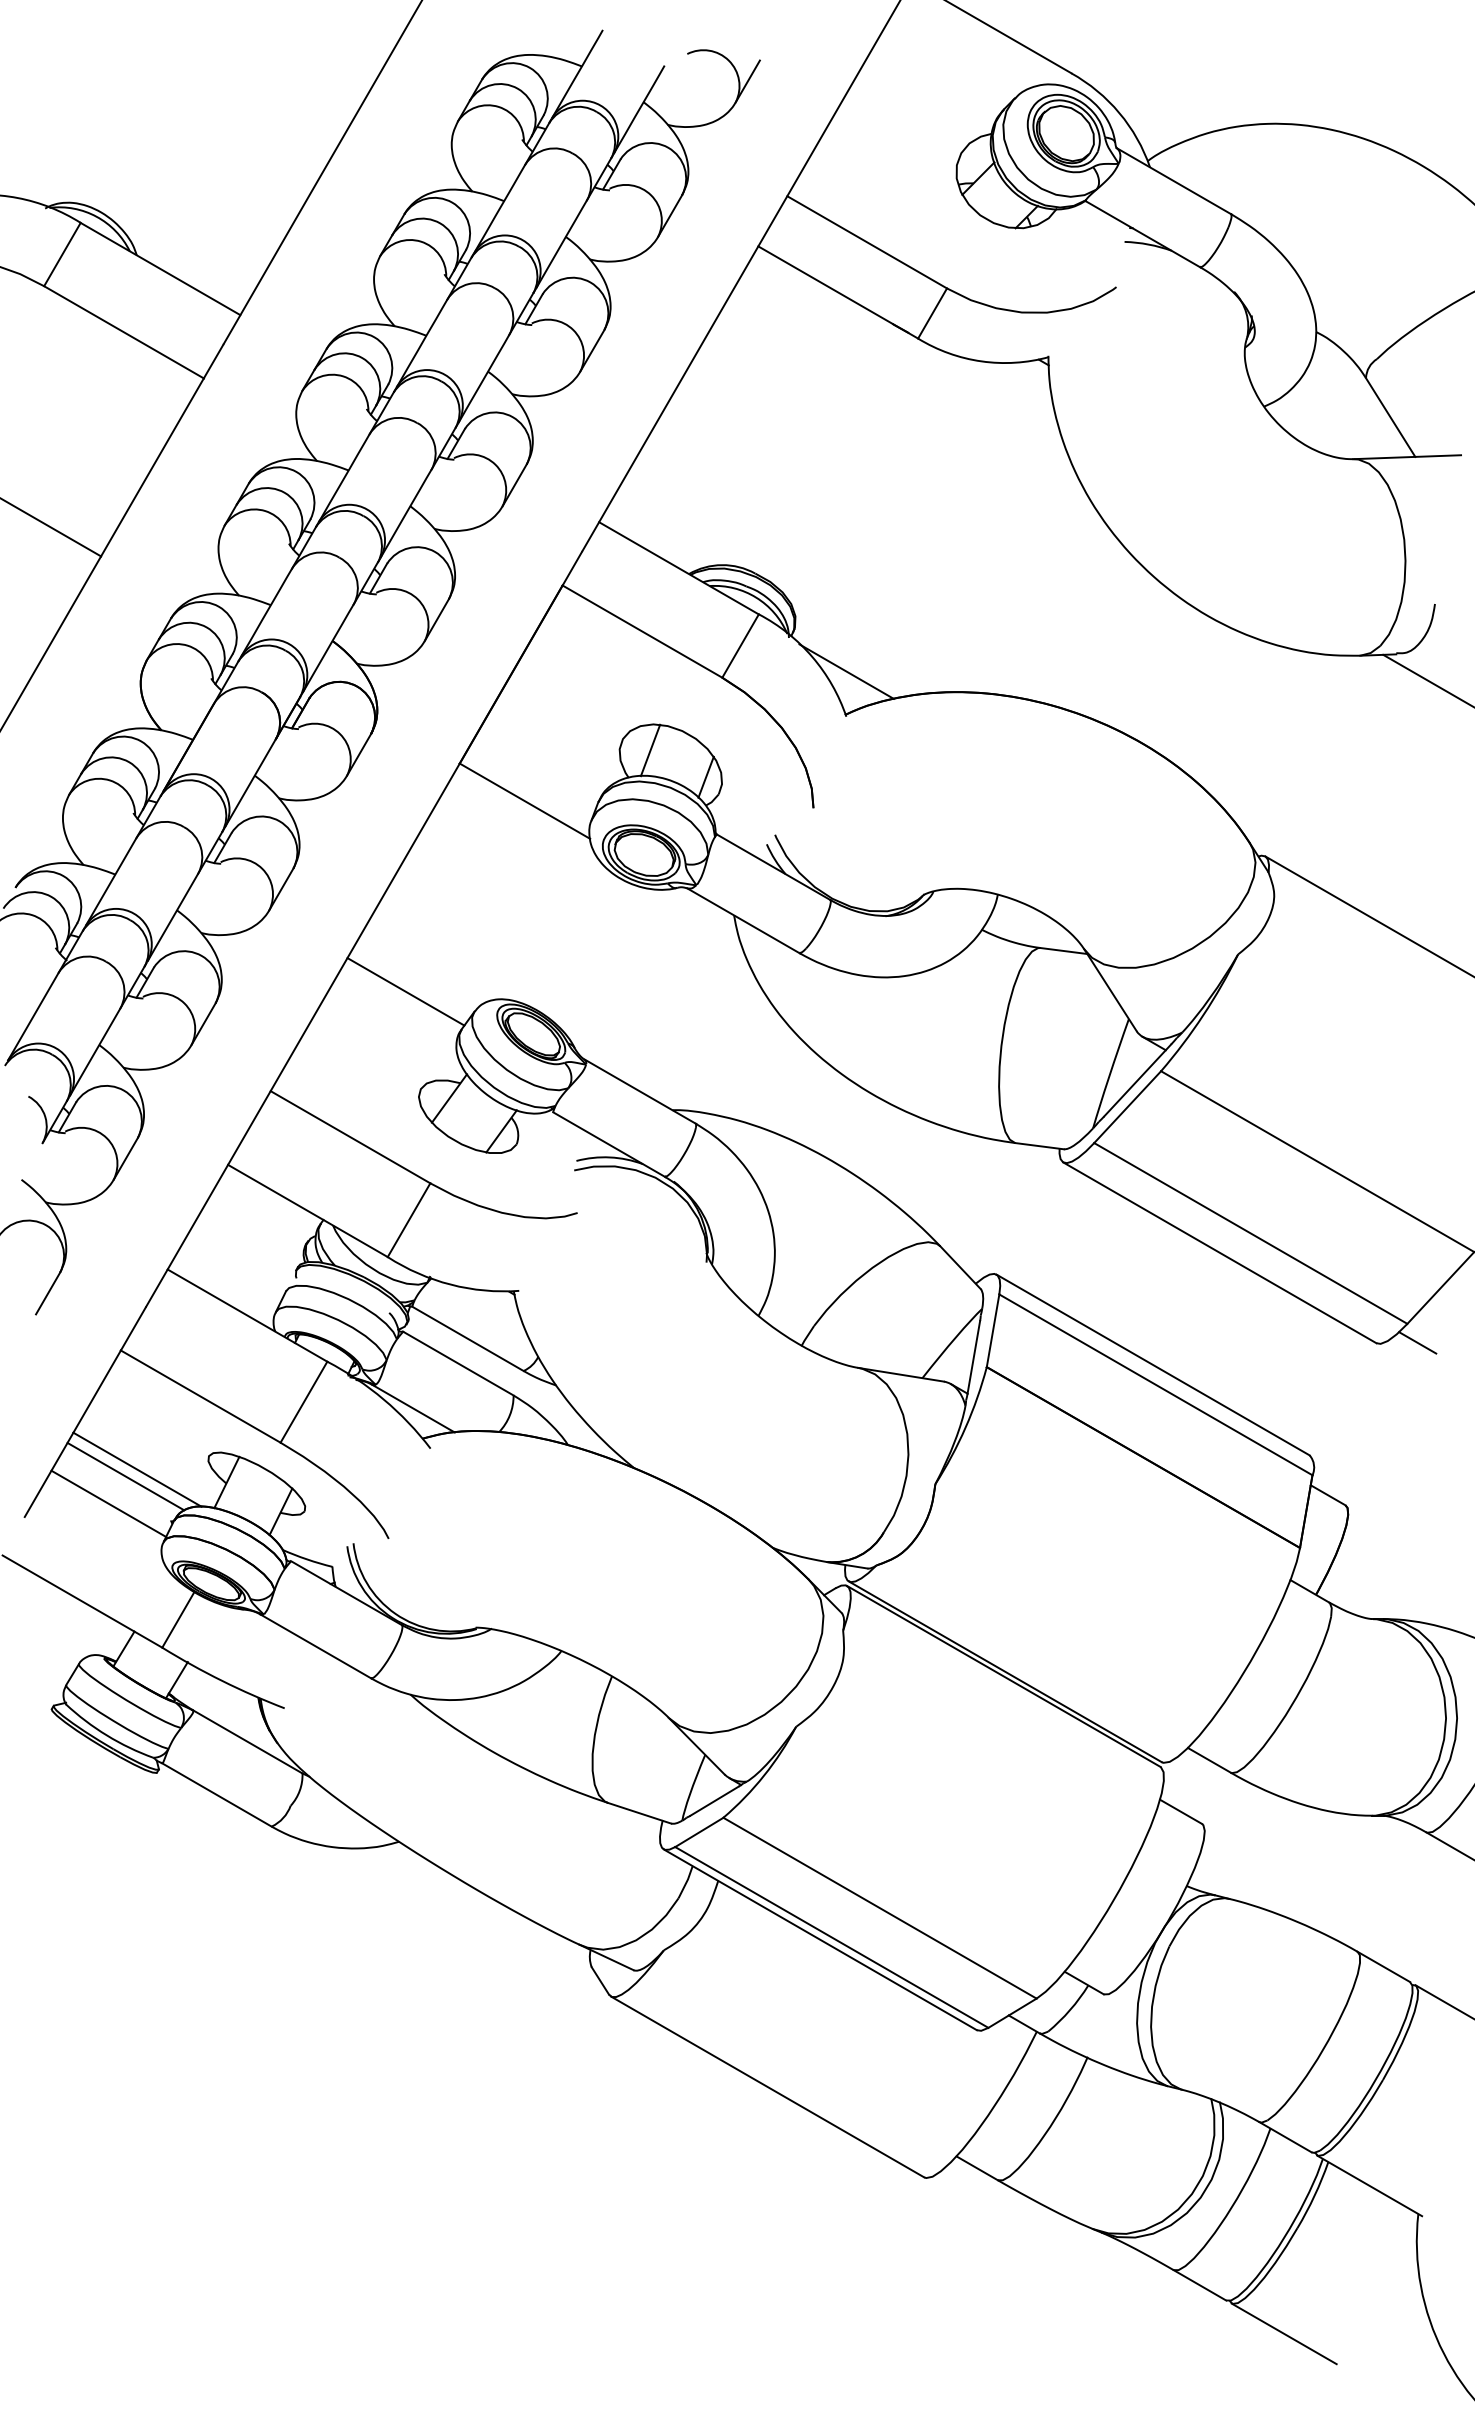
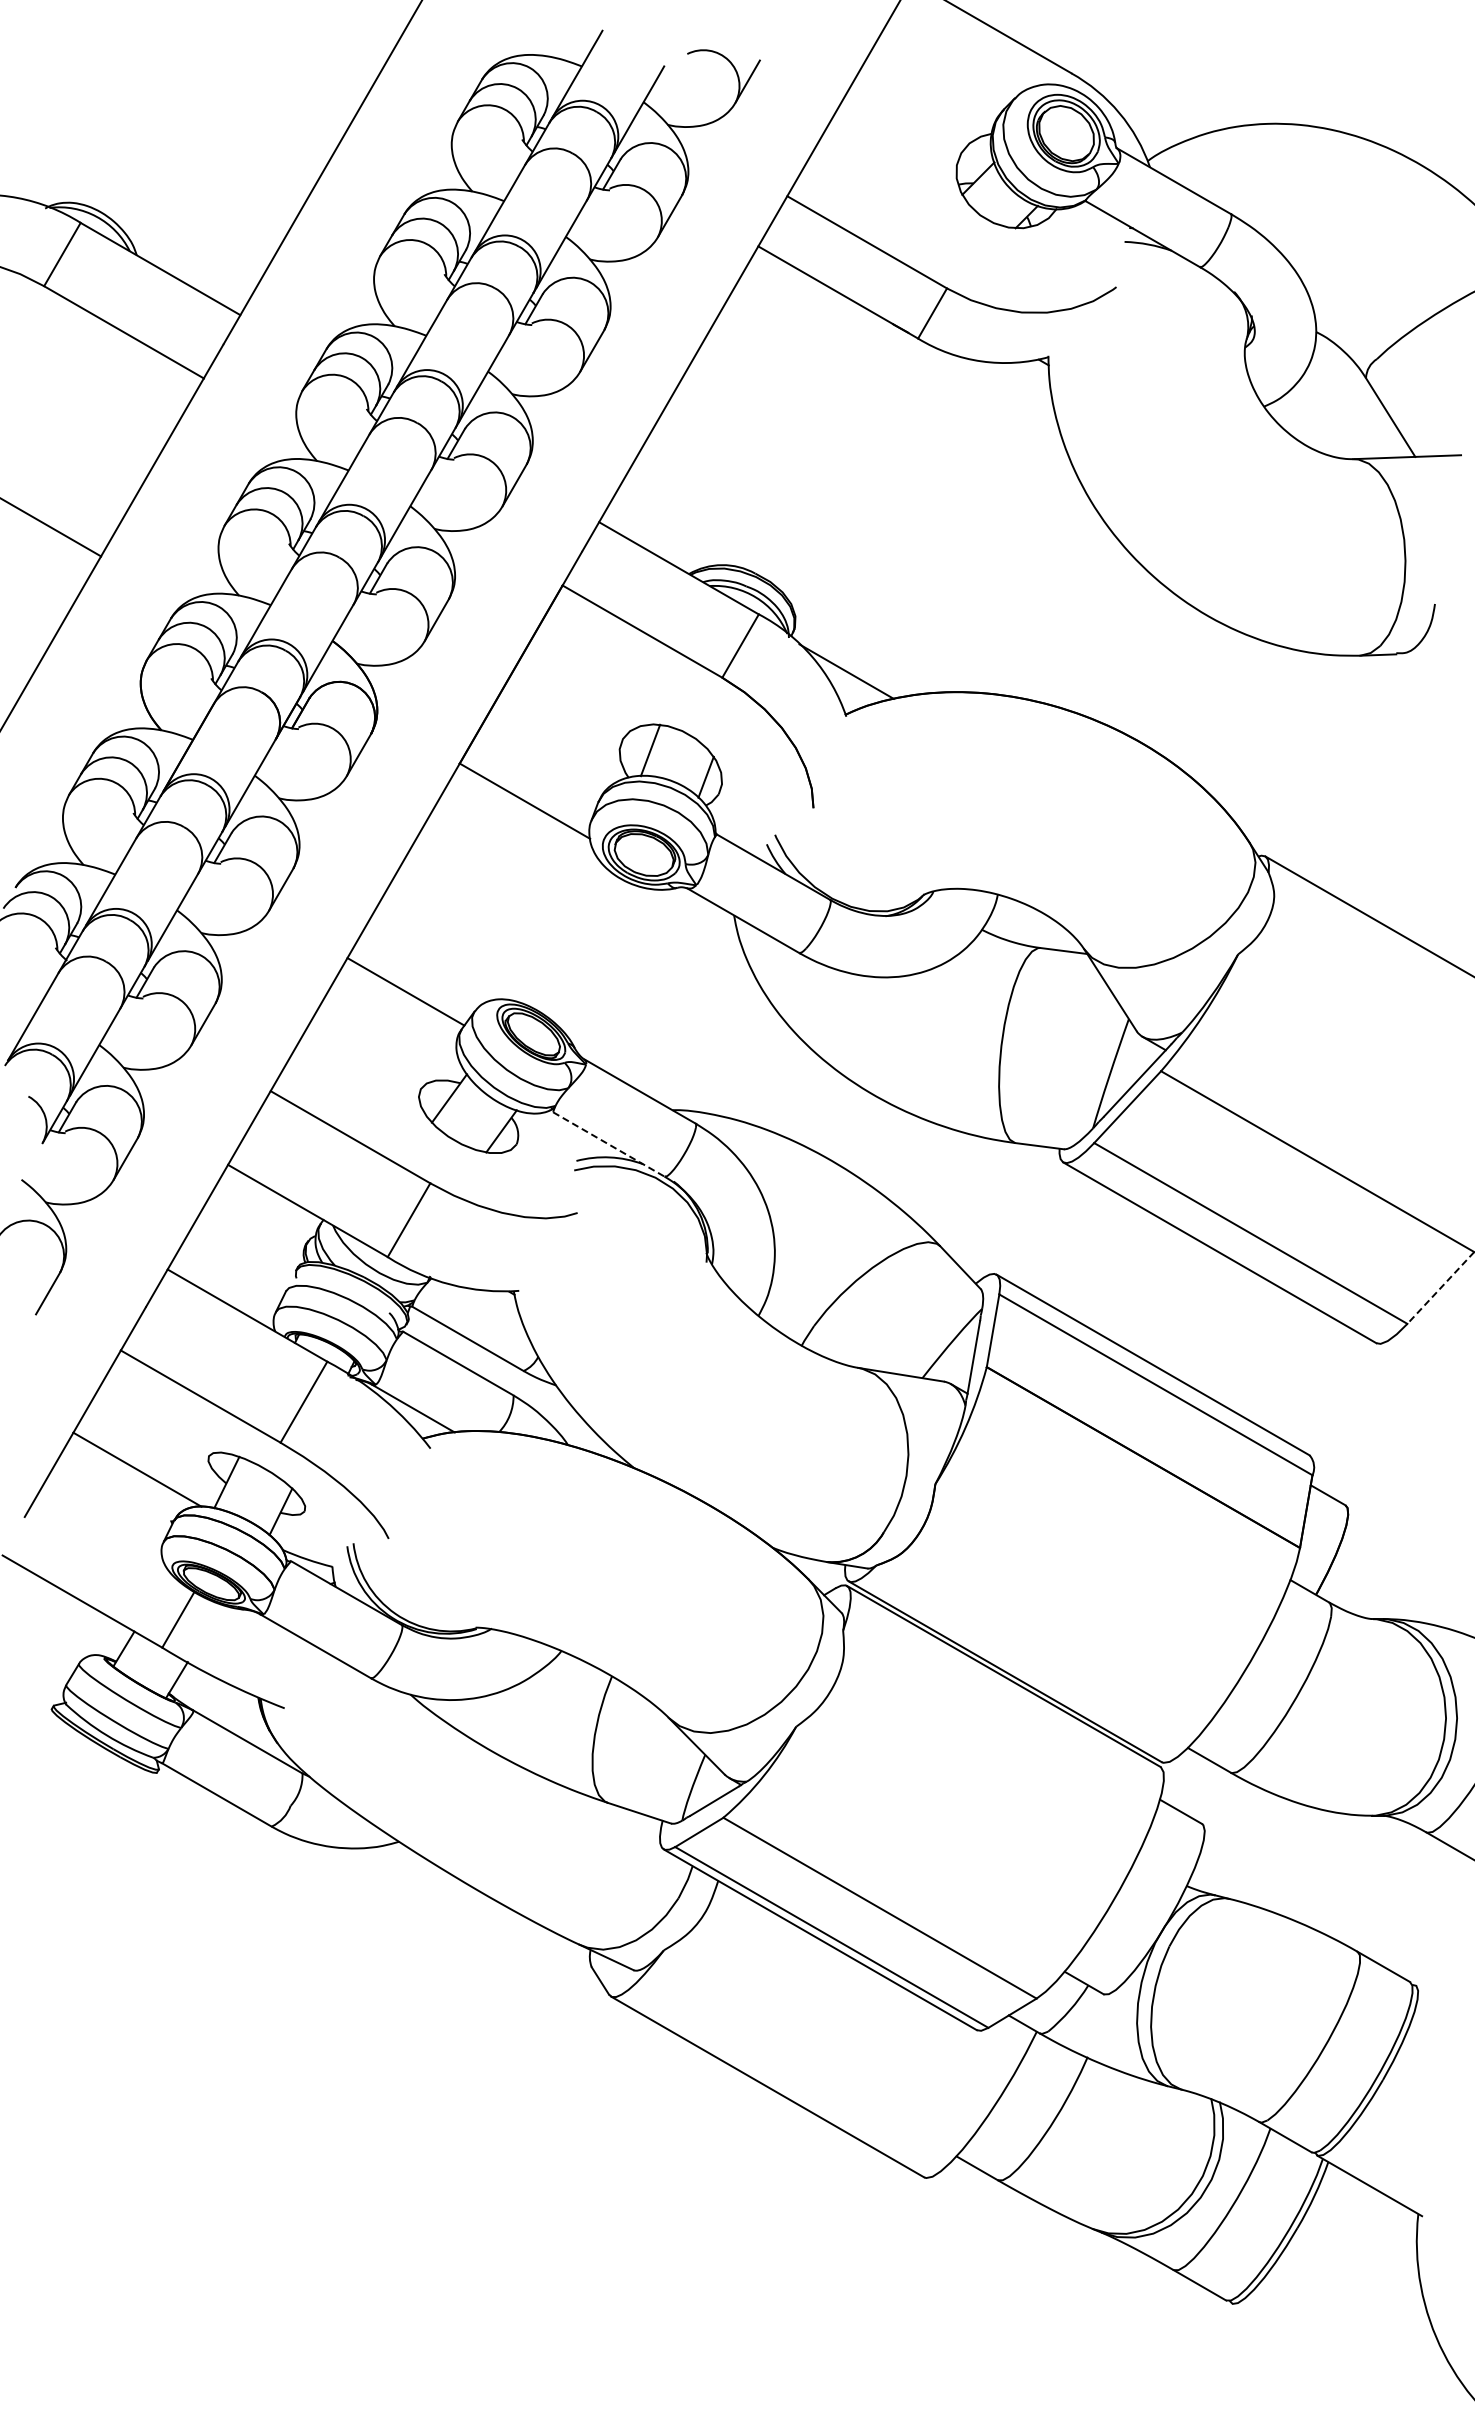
line: present -> none (1427, 679)
line: solid -> dashed (609, 1144)
line: solid -> dashed (1440, 1288)
line: present -> none (1417, 1342)
line: present -> none (125, 1476)
line: present -> none (108, 1503)
line: present -> none (1443, 2001)
line: present -> none (1283, 2333)
